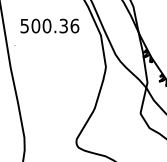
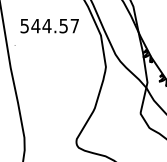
text: 500.36 -> 544.57 (55, 25)
